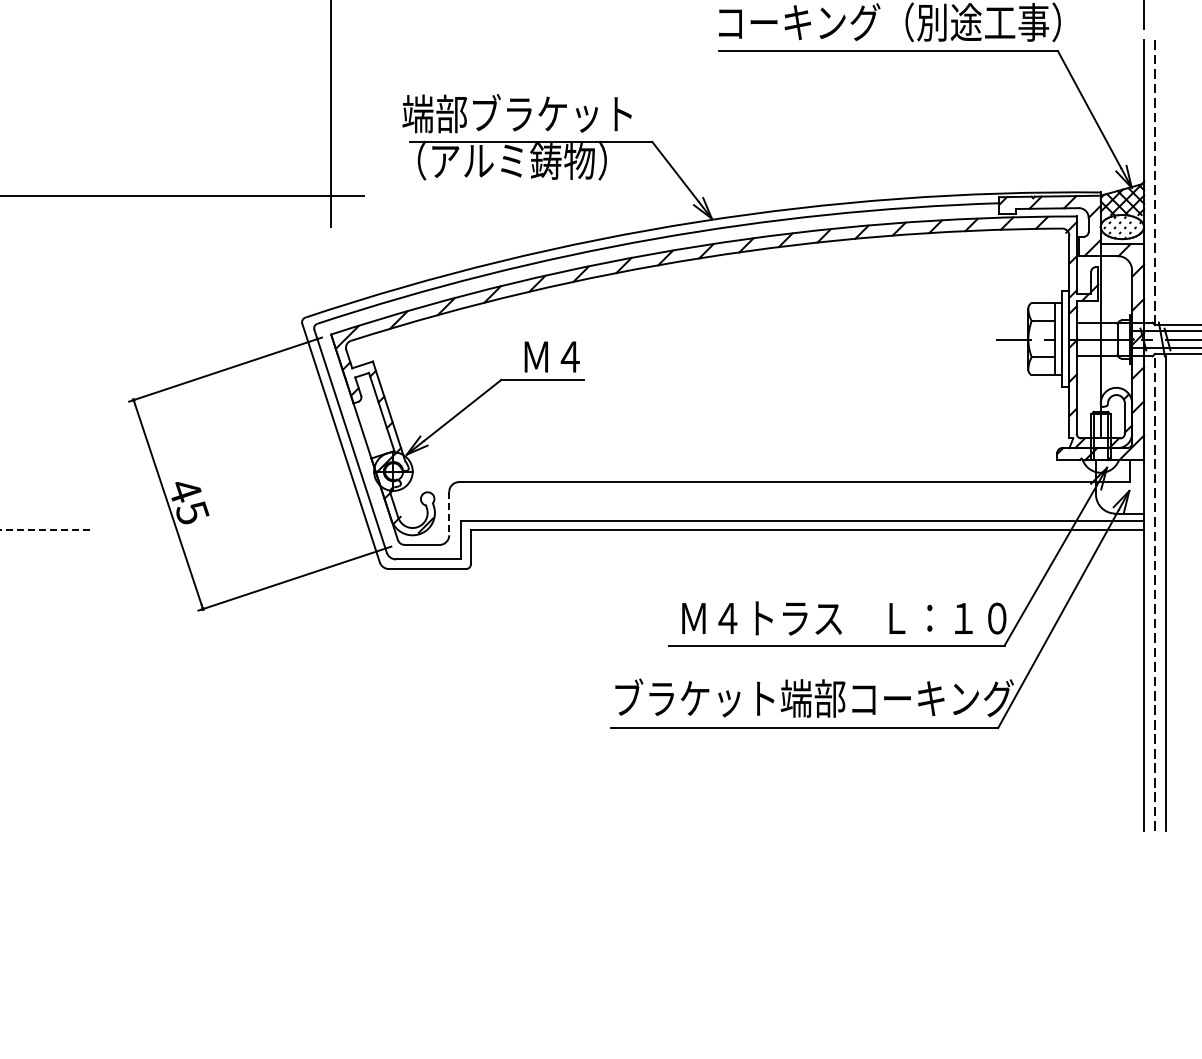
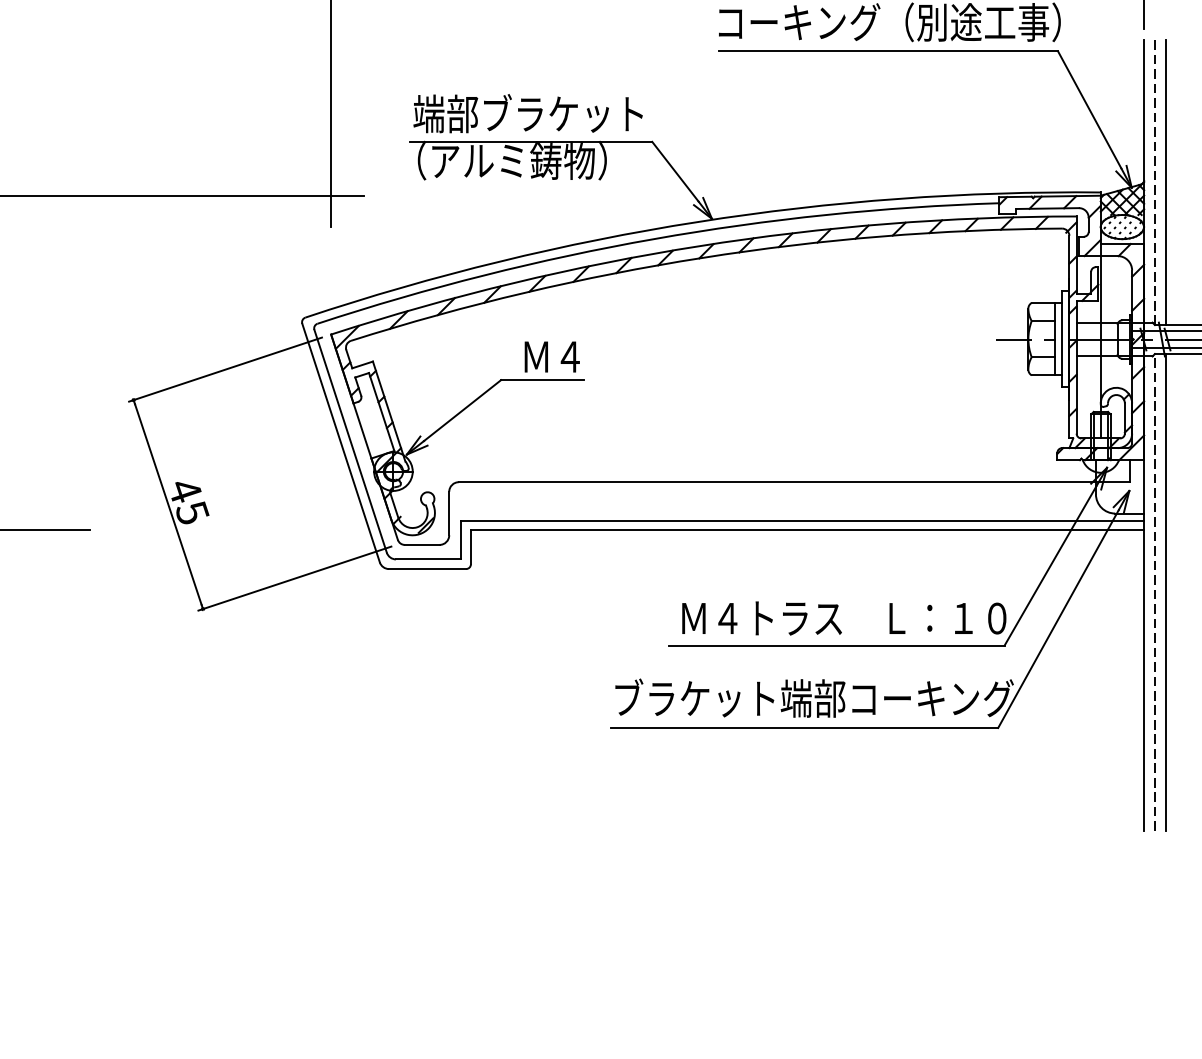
text position: (516, 113) -> (527, 113) (527, 113)
line: none -> present (1166, 182)
line: dashed -> solid (449, 513)
line: dashed -> solid (45, 530)
